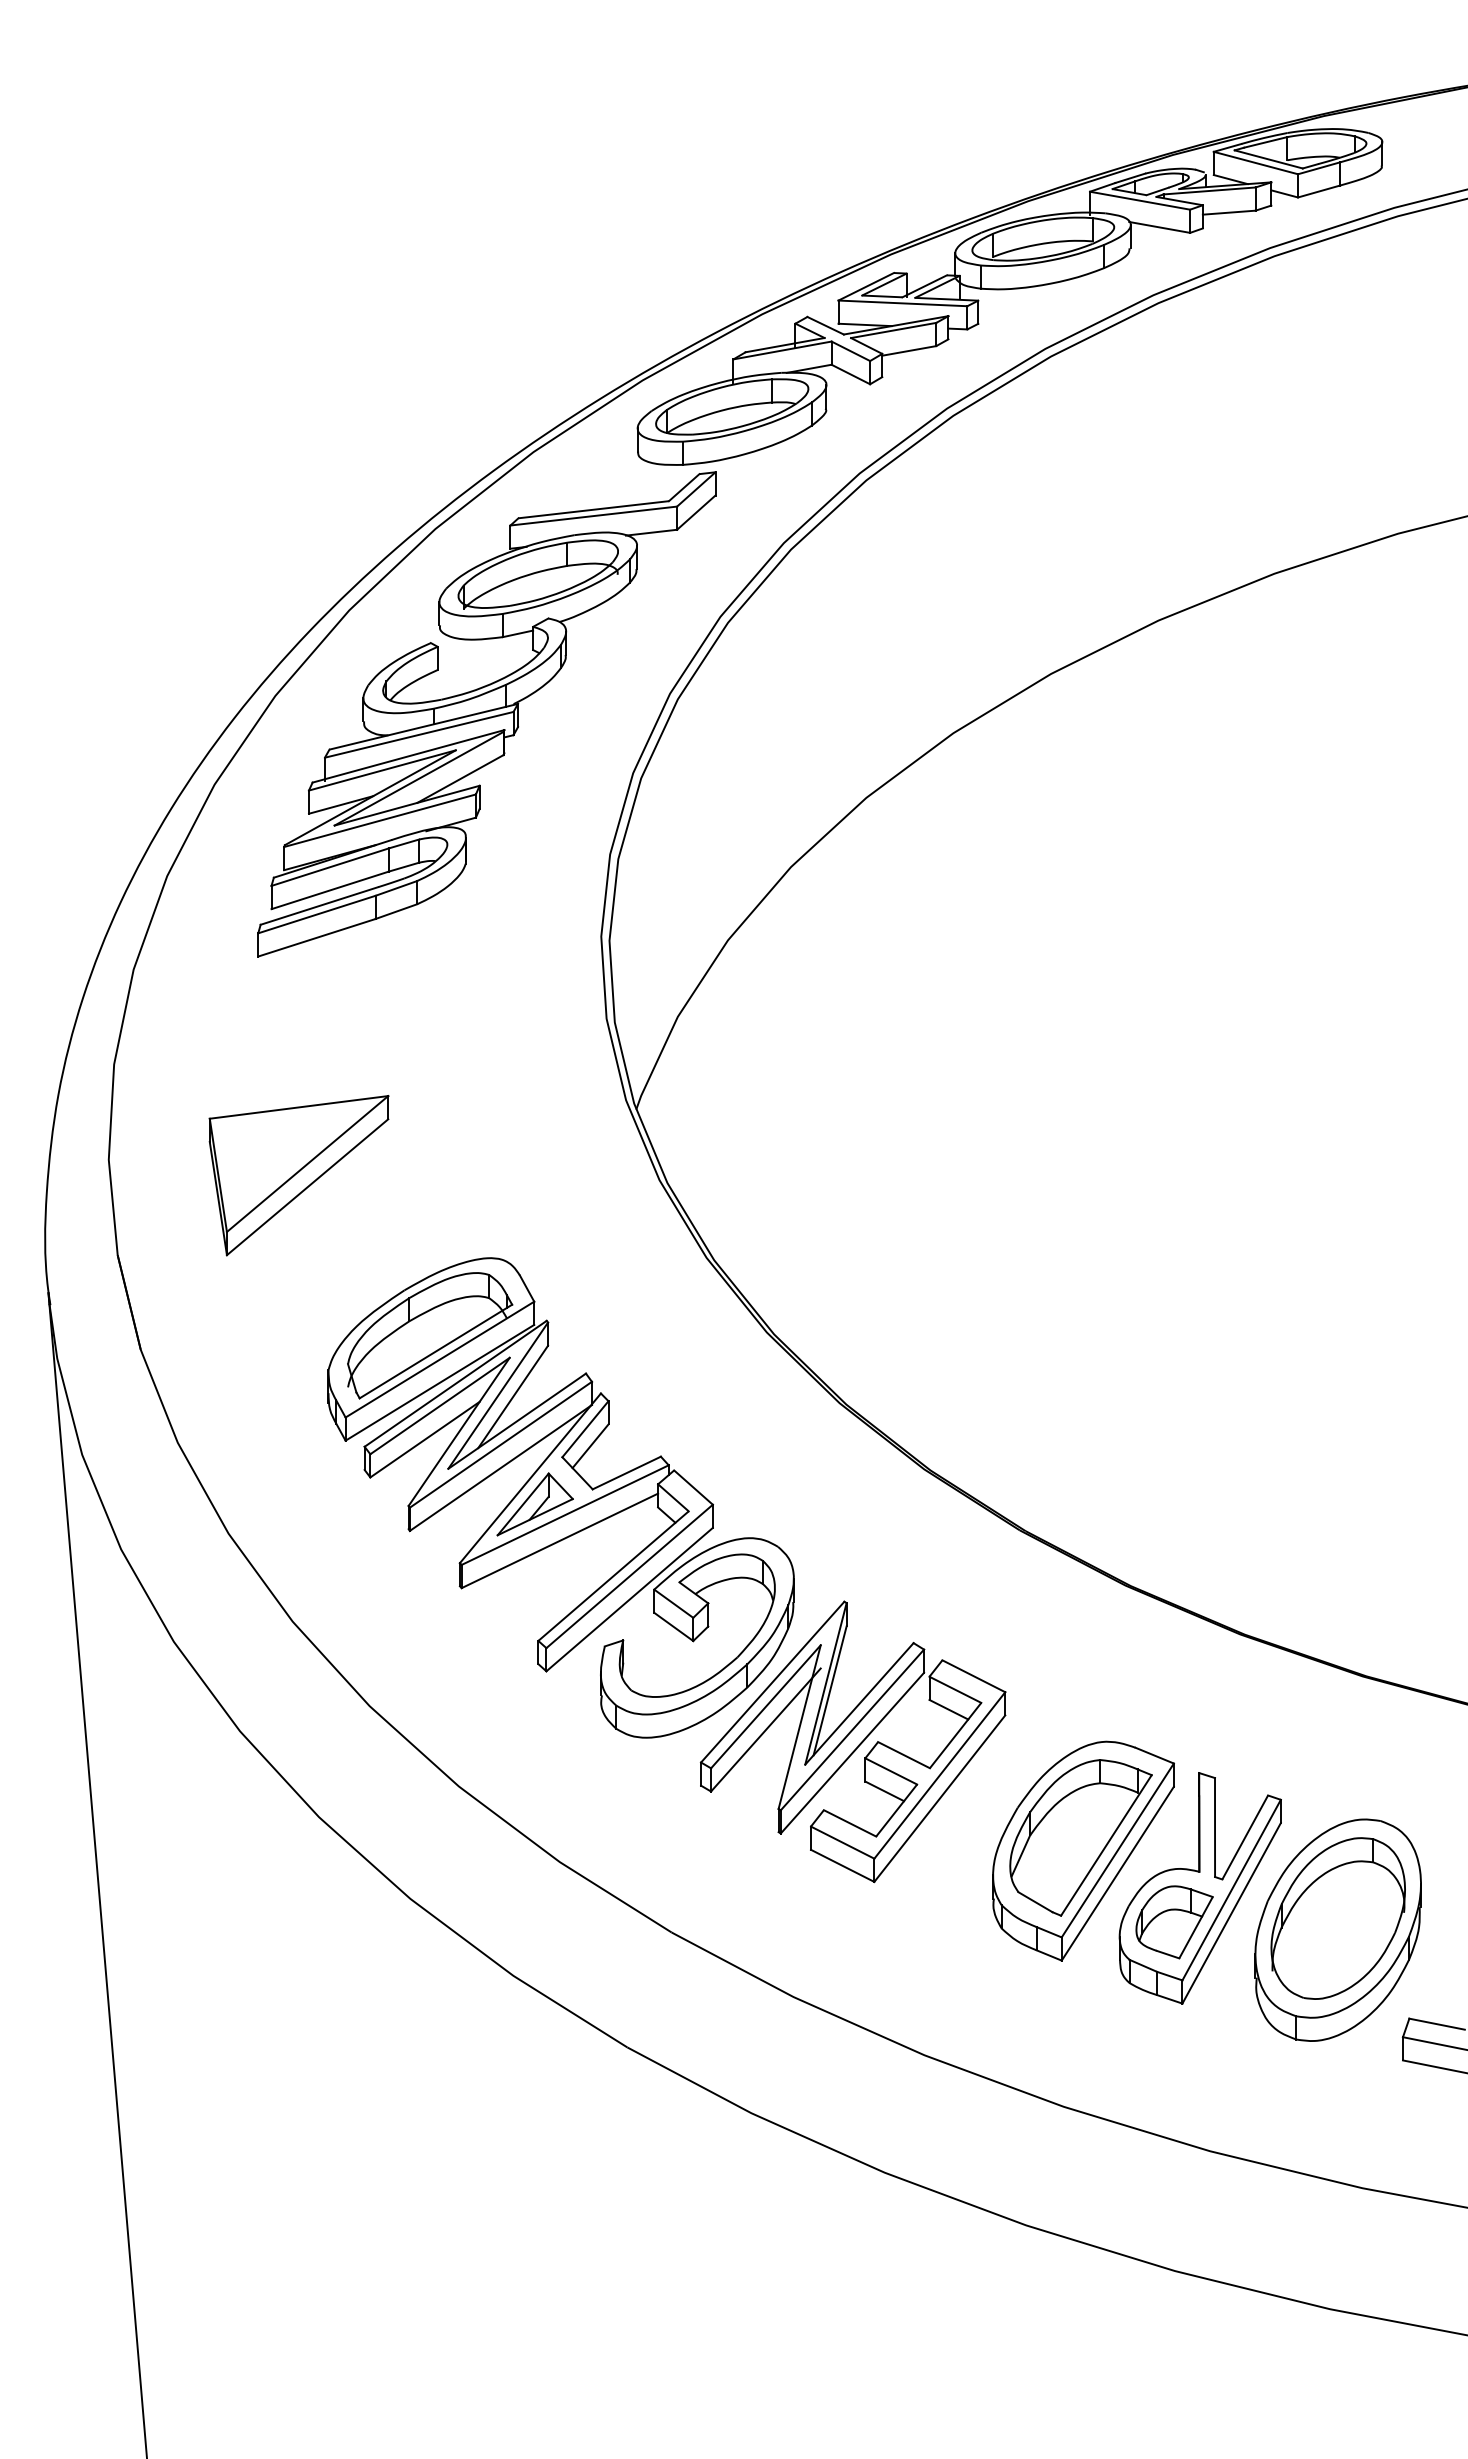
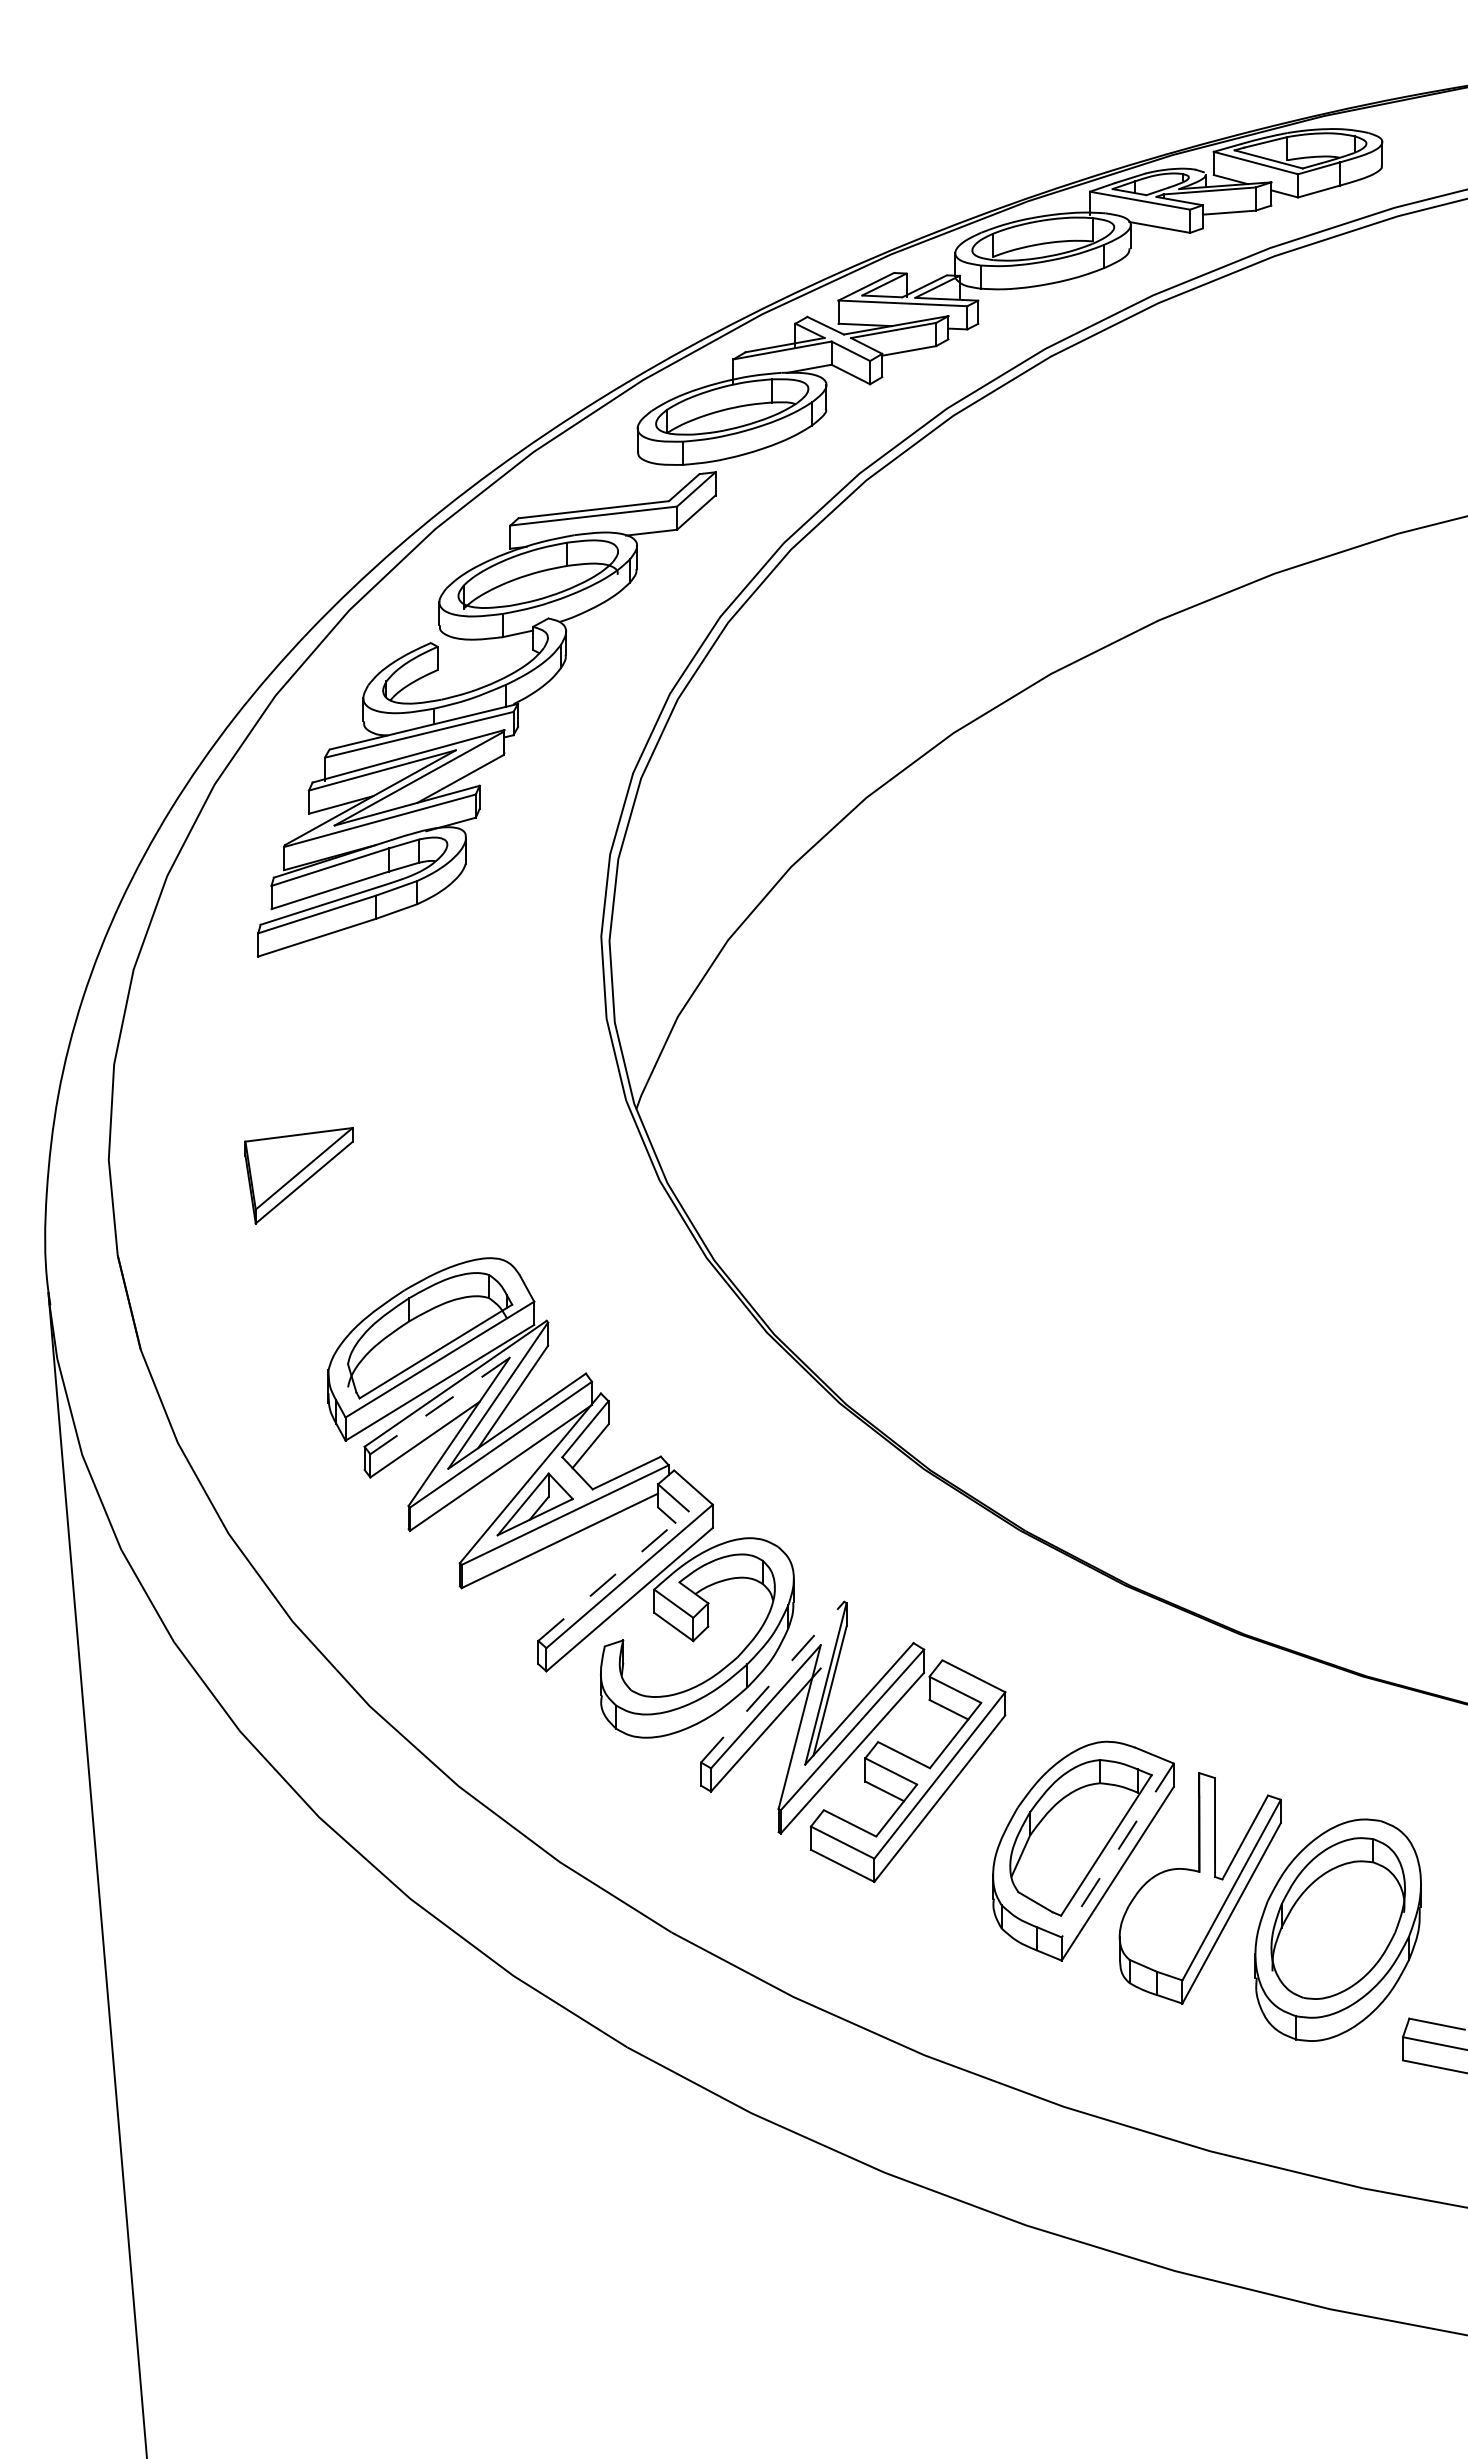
part size: 182x162 px -> 110x98 px (298, 1175)
line: solid -> dashed (440, 1406)
line: solid -> dashed (614, 1575)
line: solid -> dashed (772, 1682)
line: solid -> dashed (1117, 1850)
part: present -> none (1174, 1922)
